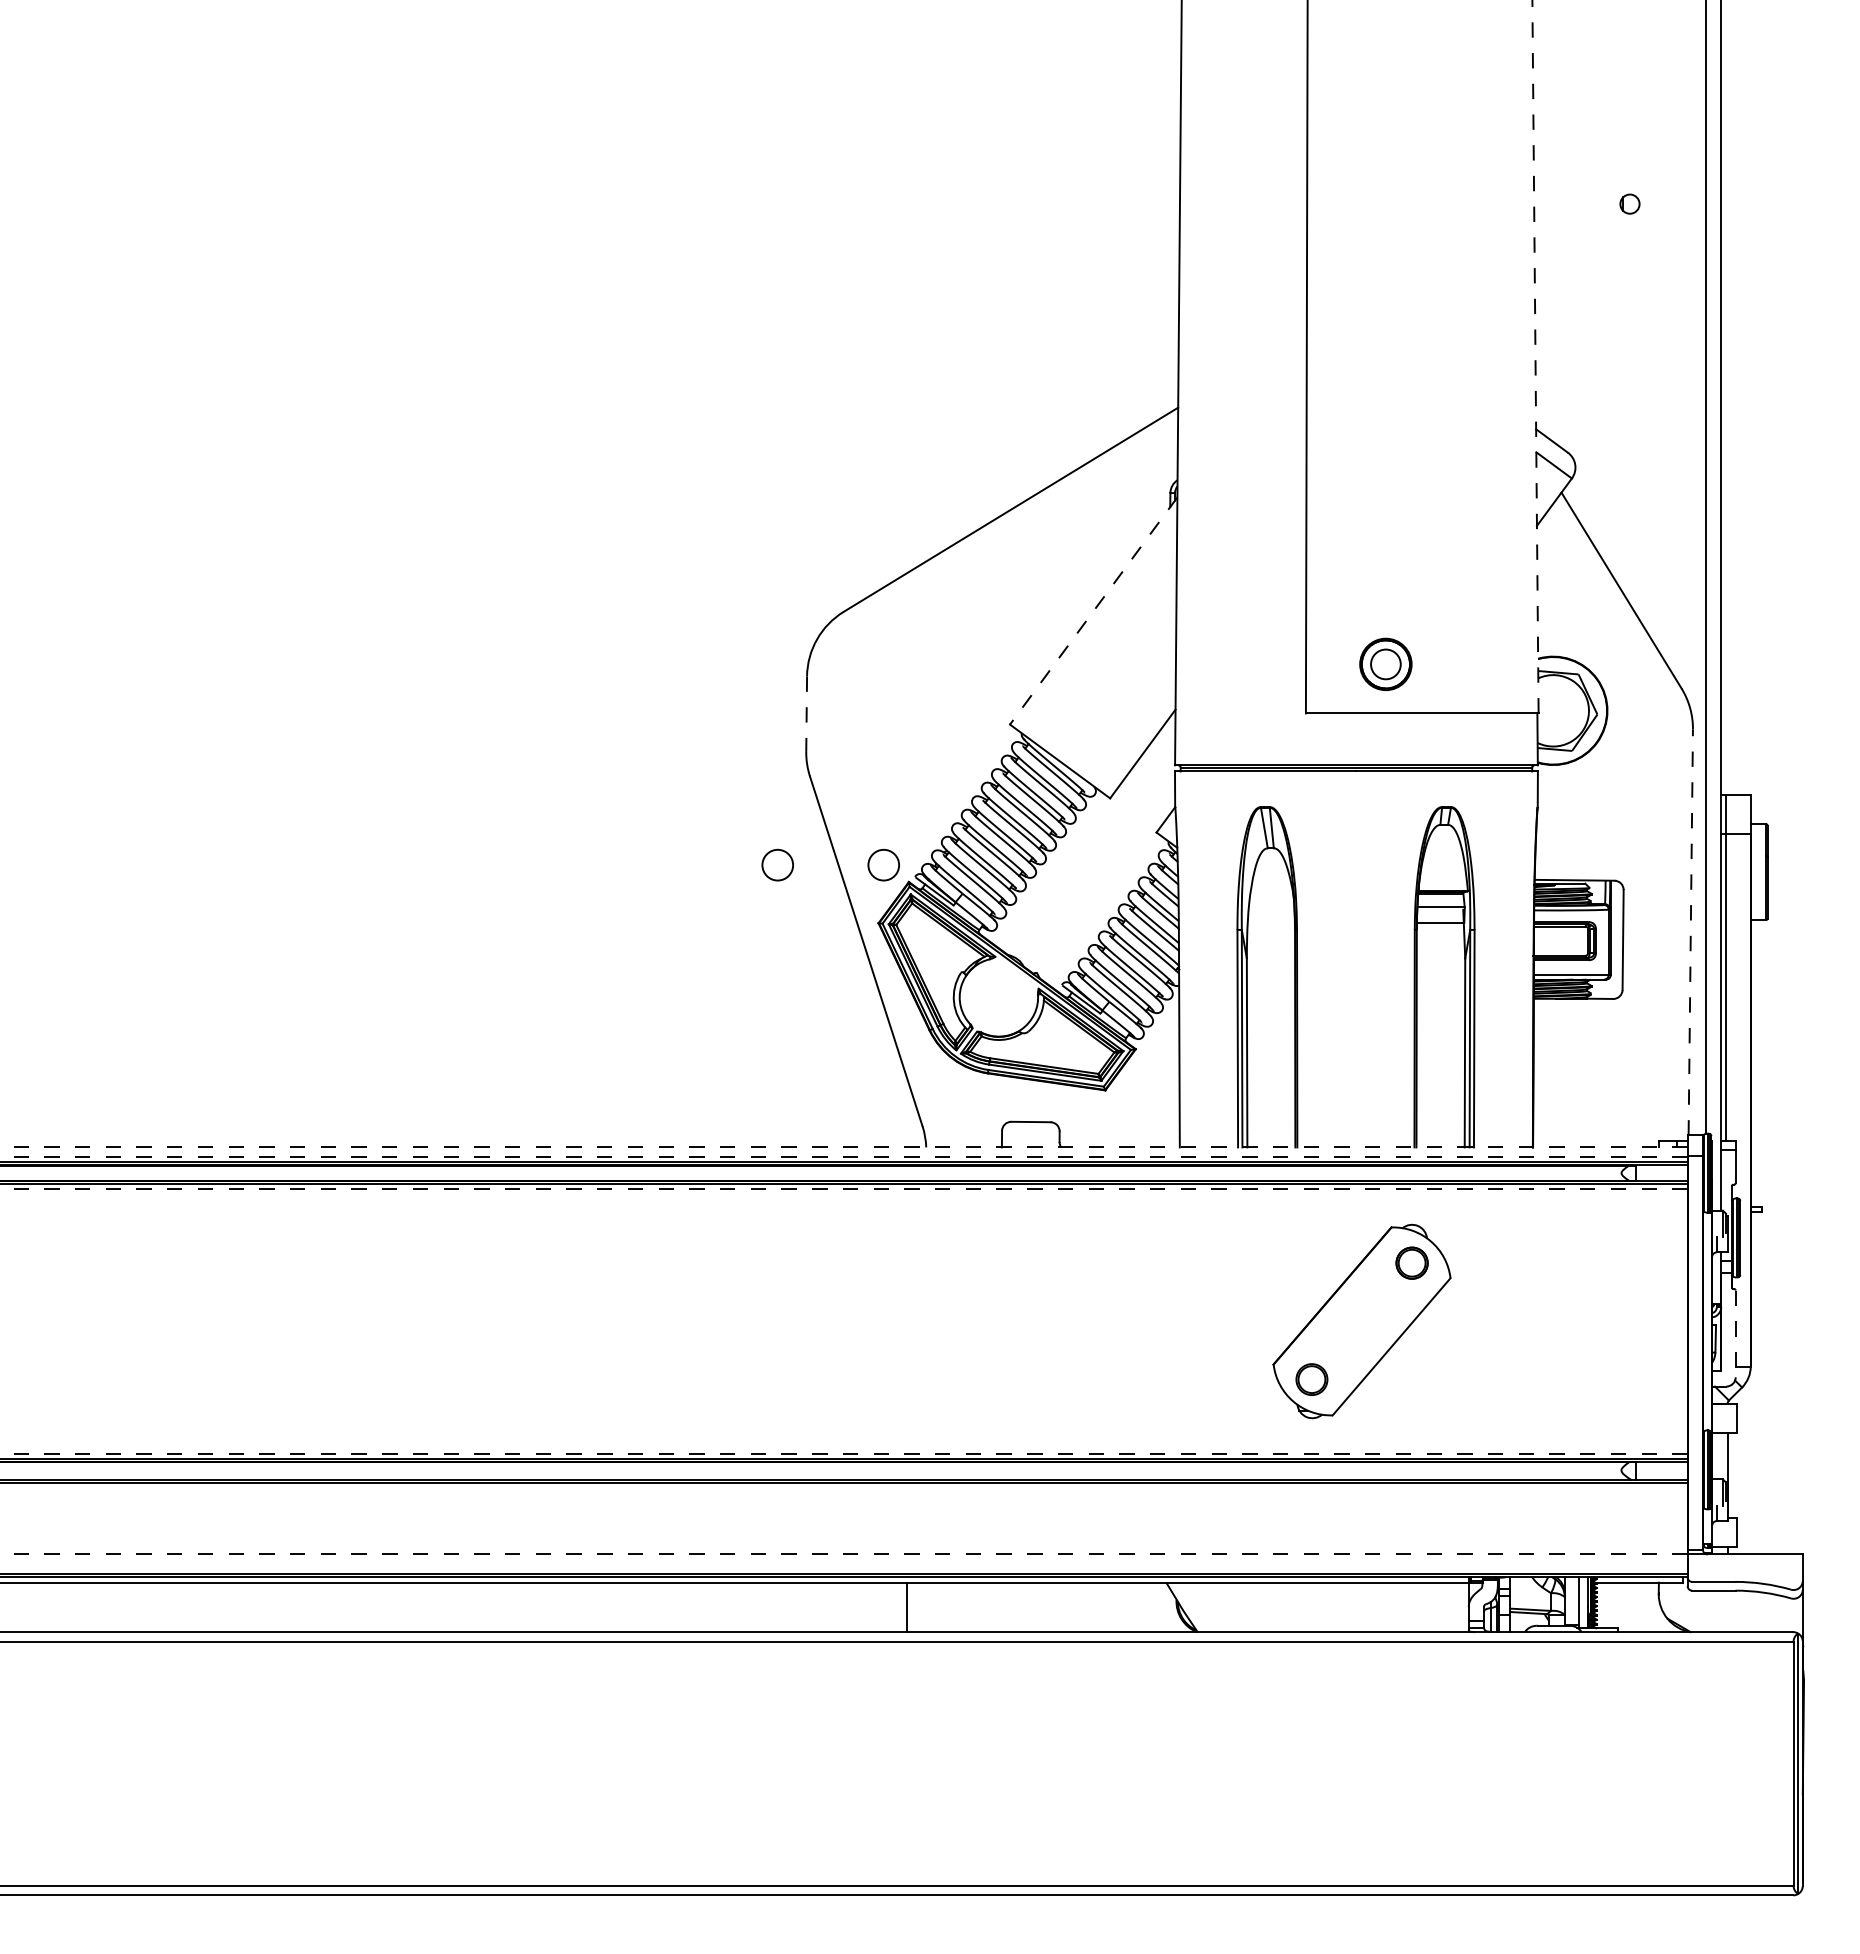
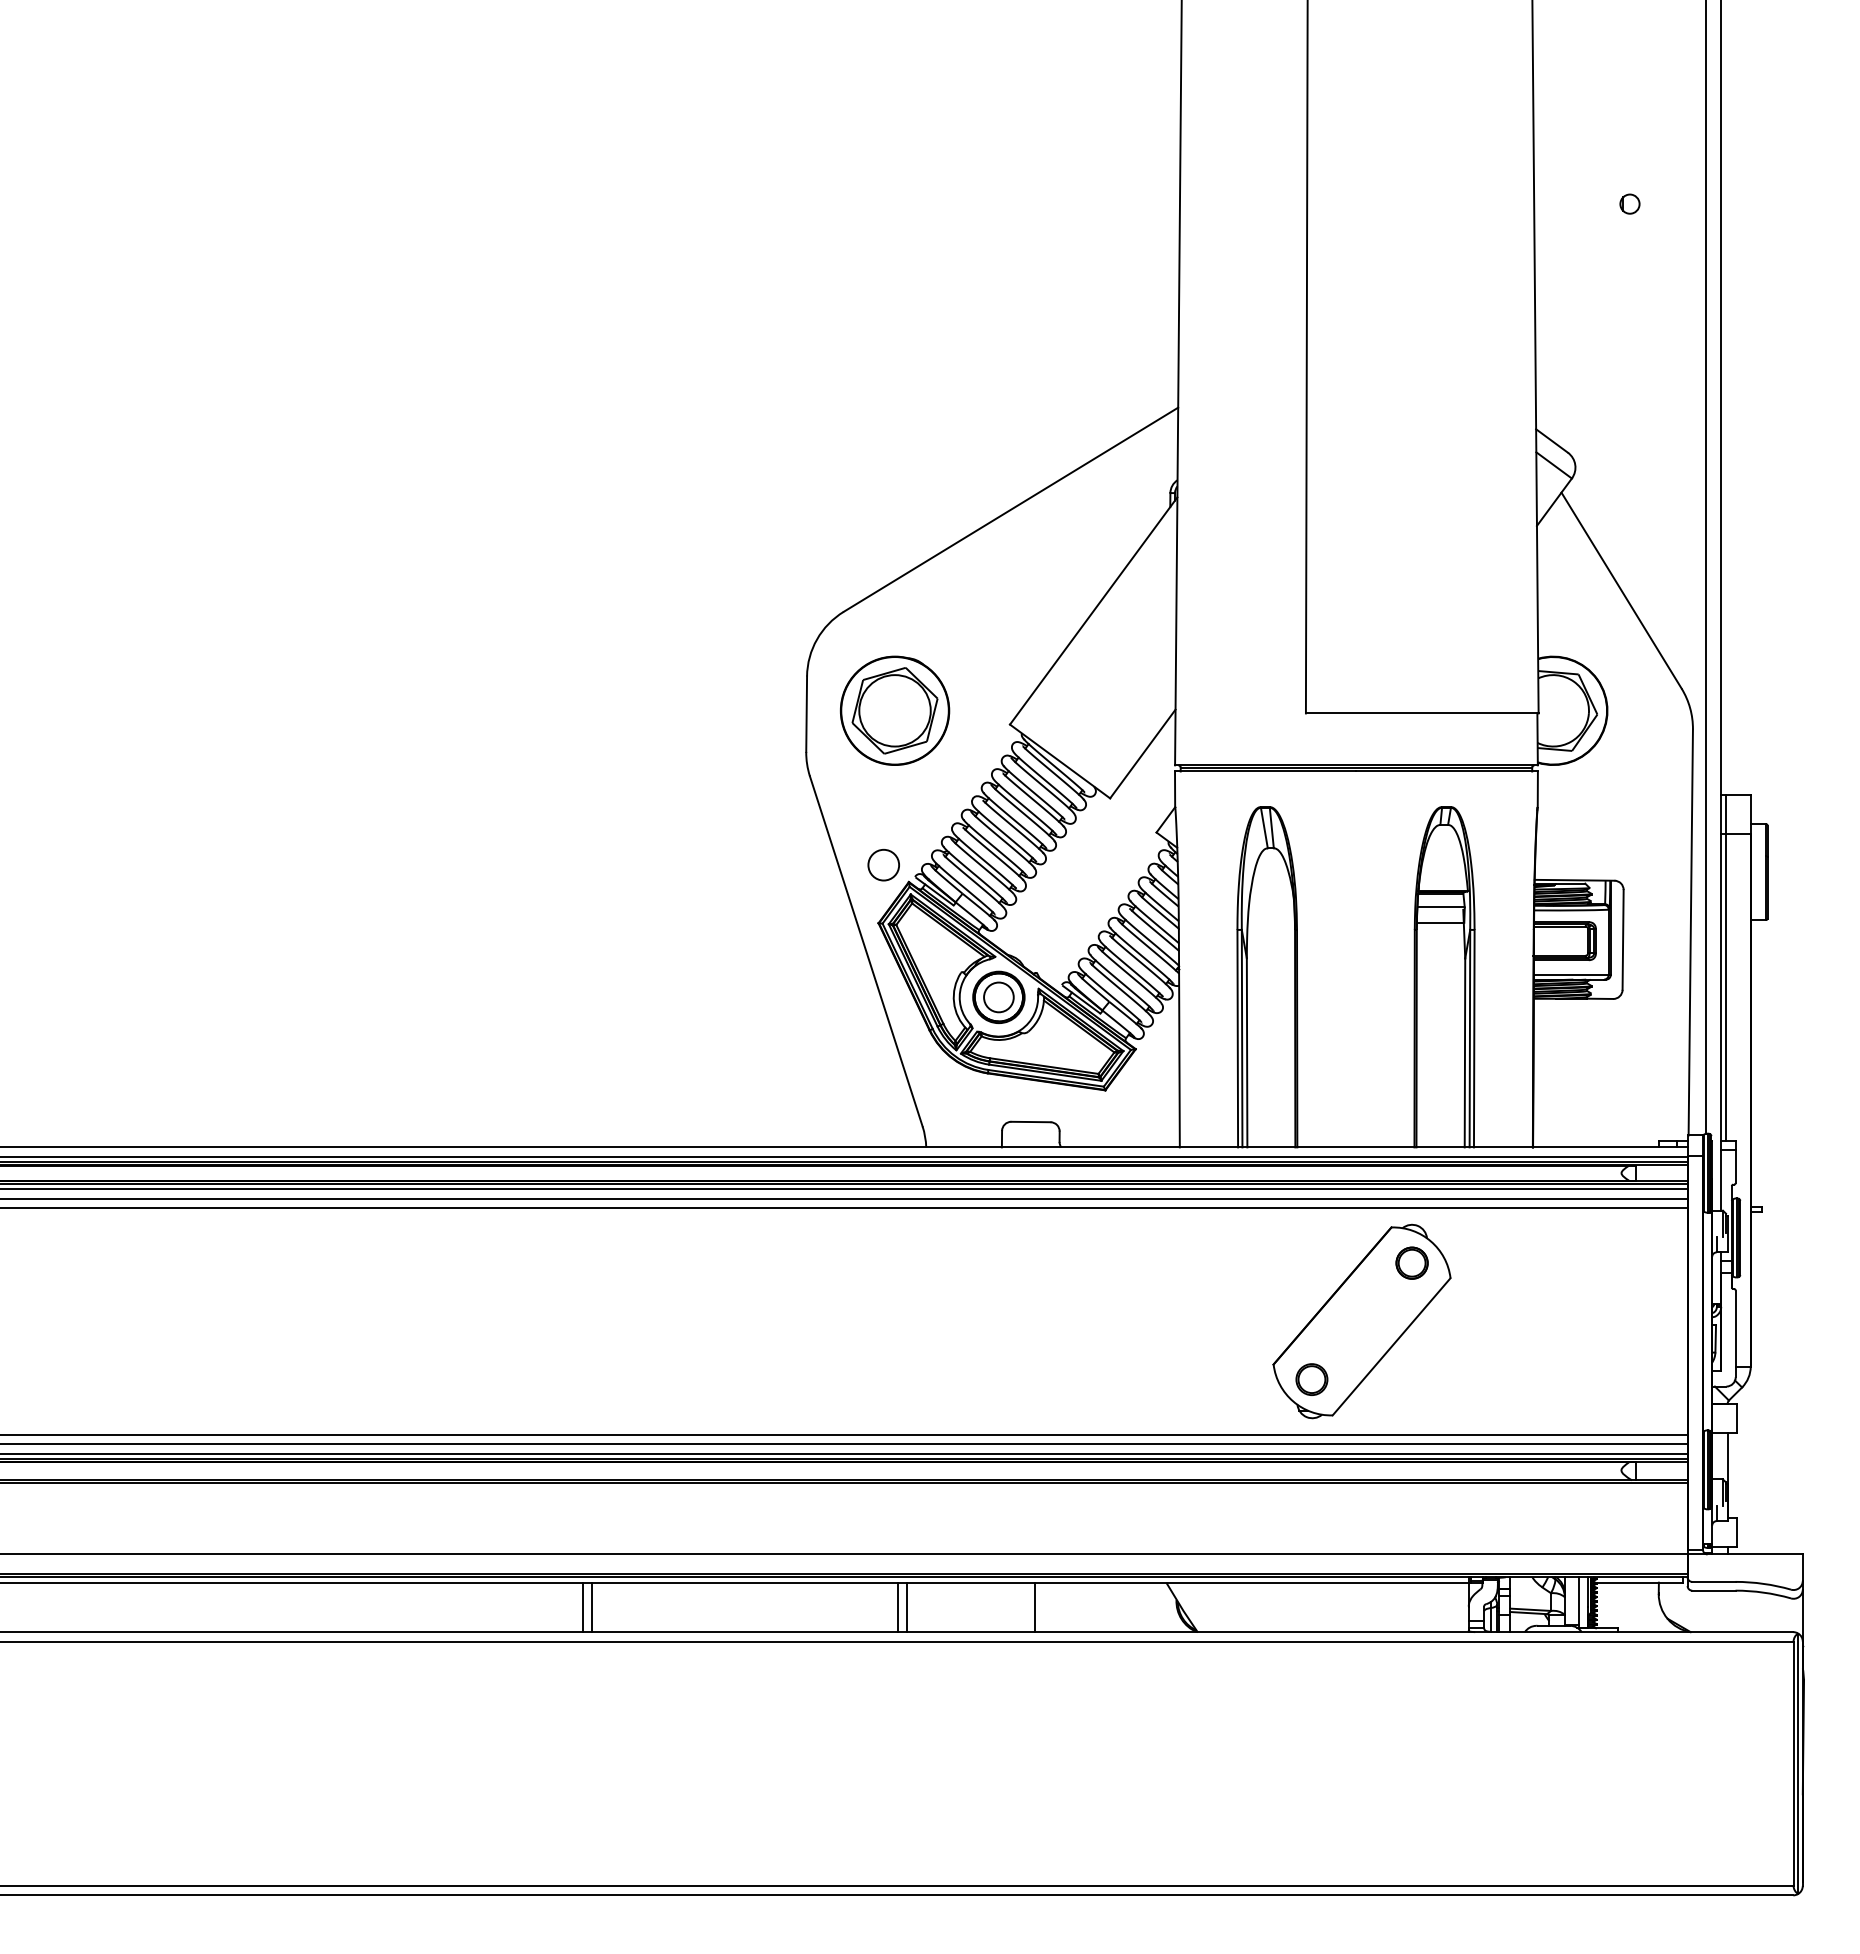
line: dashed -> solid (1535, 356)
line: dashed -> solid (1093, 611)
part position: (1385, 663) -> (998, 996) (998, 996)
part: none -> present (894, 710)
line: dashed -> solid (806, 714)
circle: present -> none (777, 864)
line: dashed -> solid (1690, 932)
line: dashed -> solid (843, 1147)
line: dashed -> solid (843, 1157)
line: dashed -> solid (843, 1189)
line: none -> present (844, 1199)
line: none -> present (844, 1208)
line: dashed -> solid (1735, 1334)
line: none -> present (844, 1434)
line: none -> present (844, 1444)
line: dashed -> solid (843, 1454)
line: dashed -> solid (843, 1554)
line: none -> present (583, 1607)
line: none -> present (592, 1607)
line: none -> present (898, 1607)
line: none -> present (1034, 1607)
